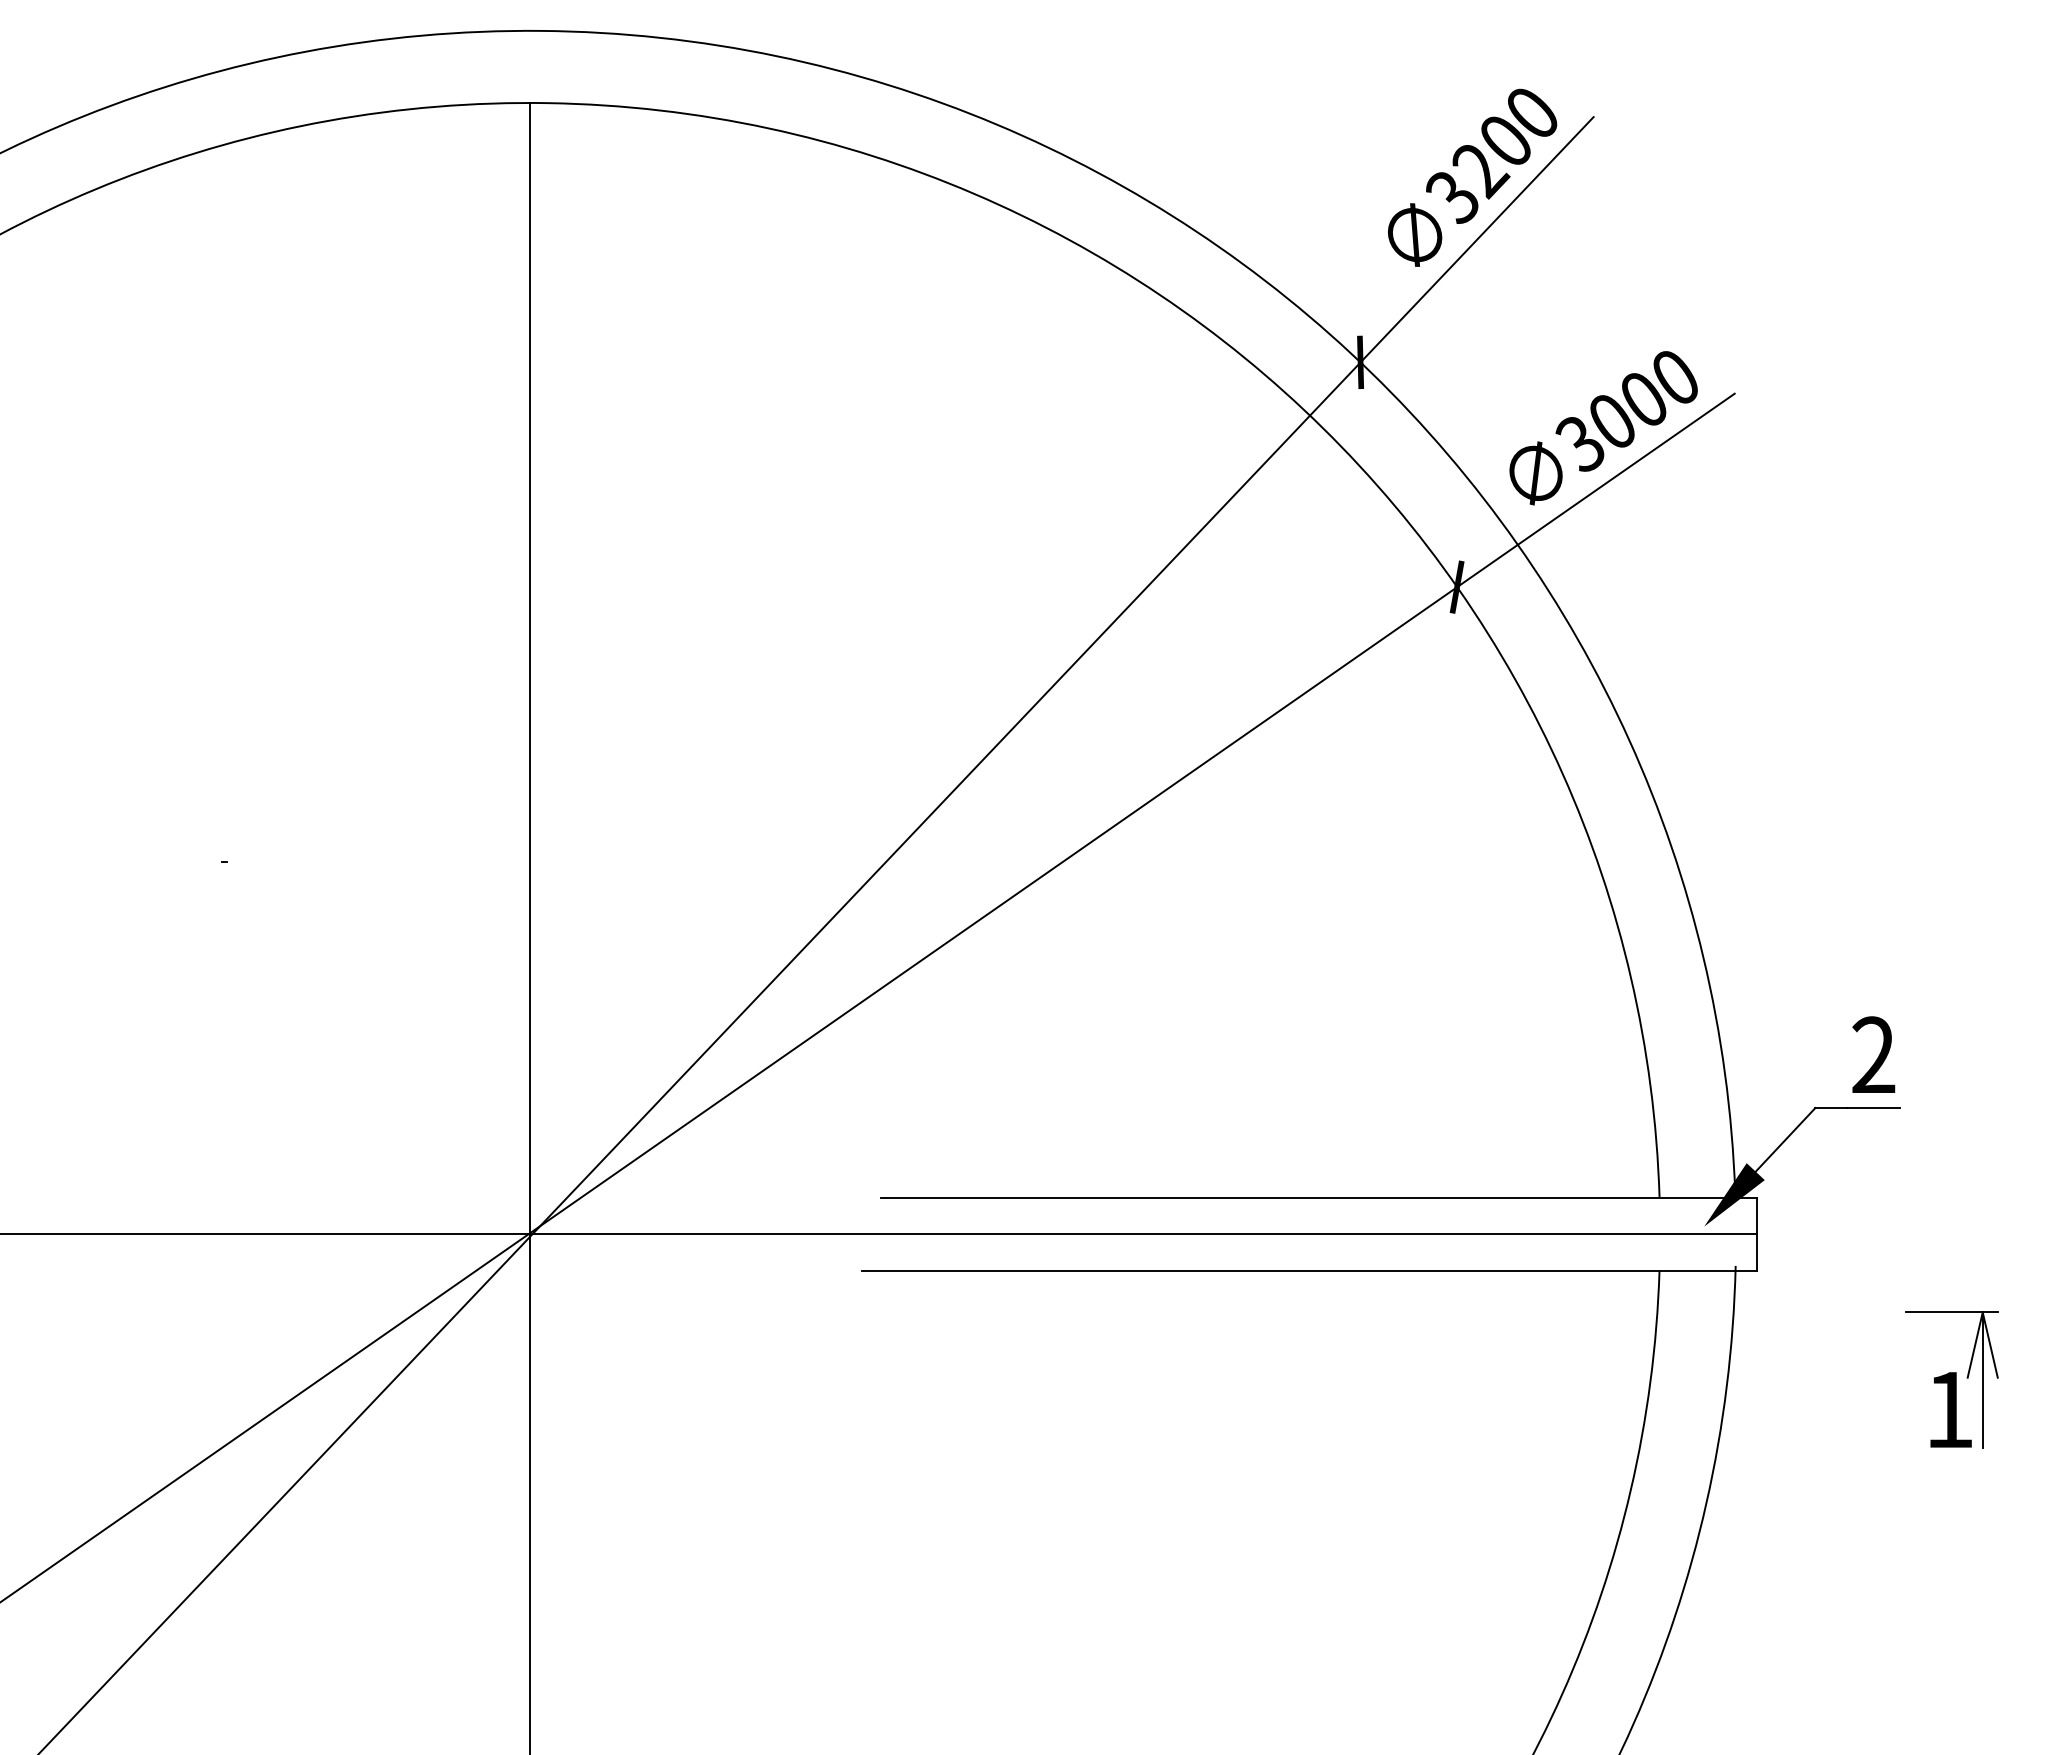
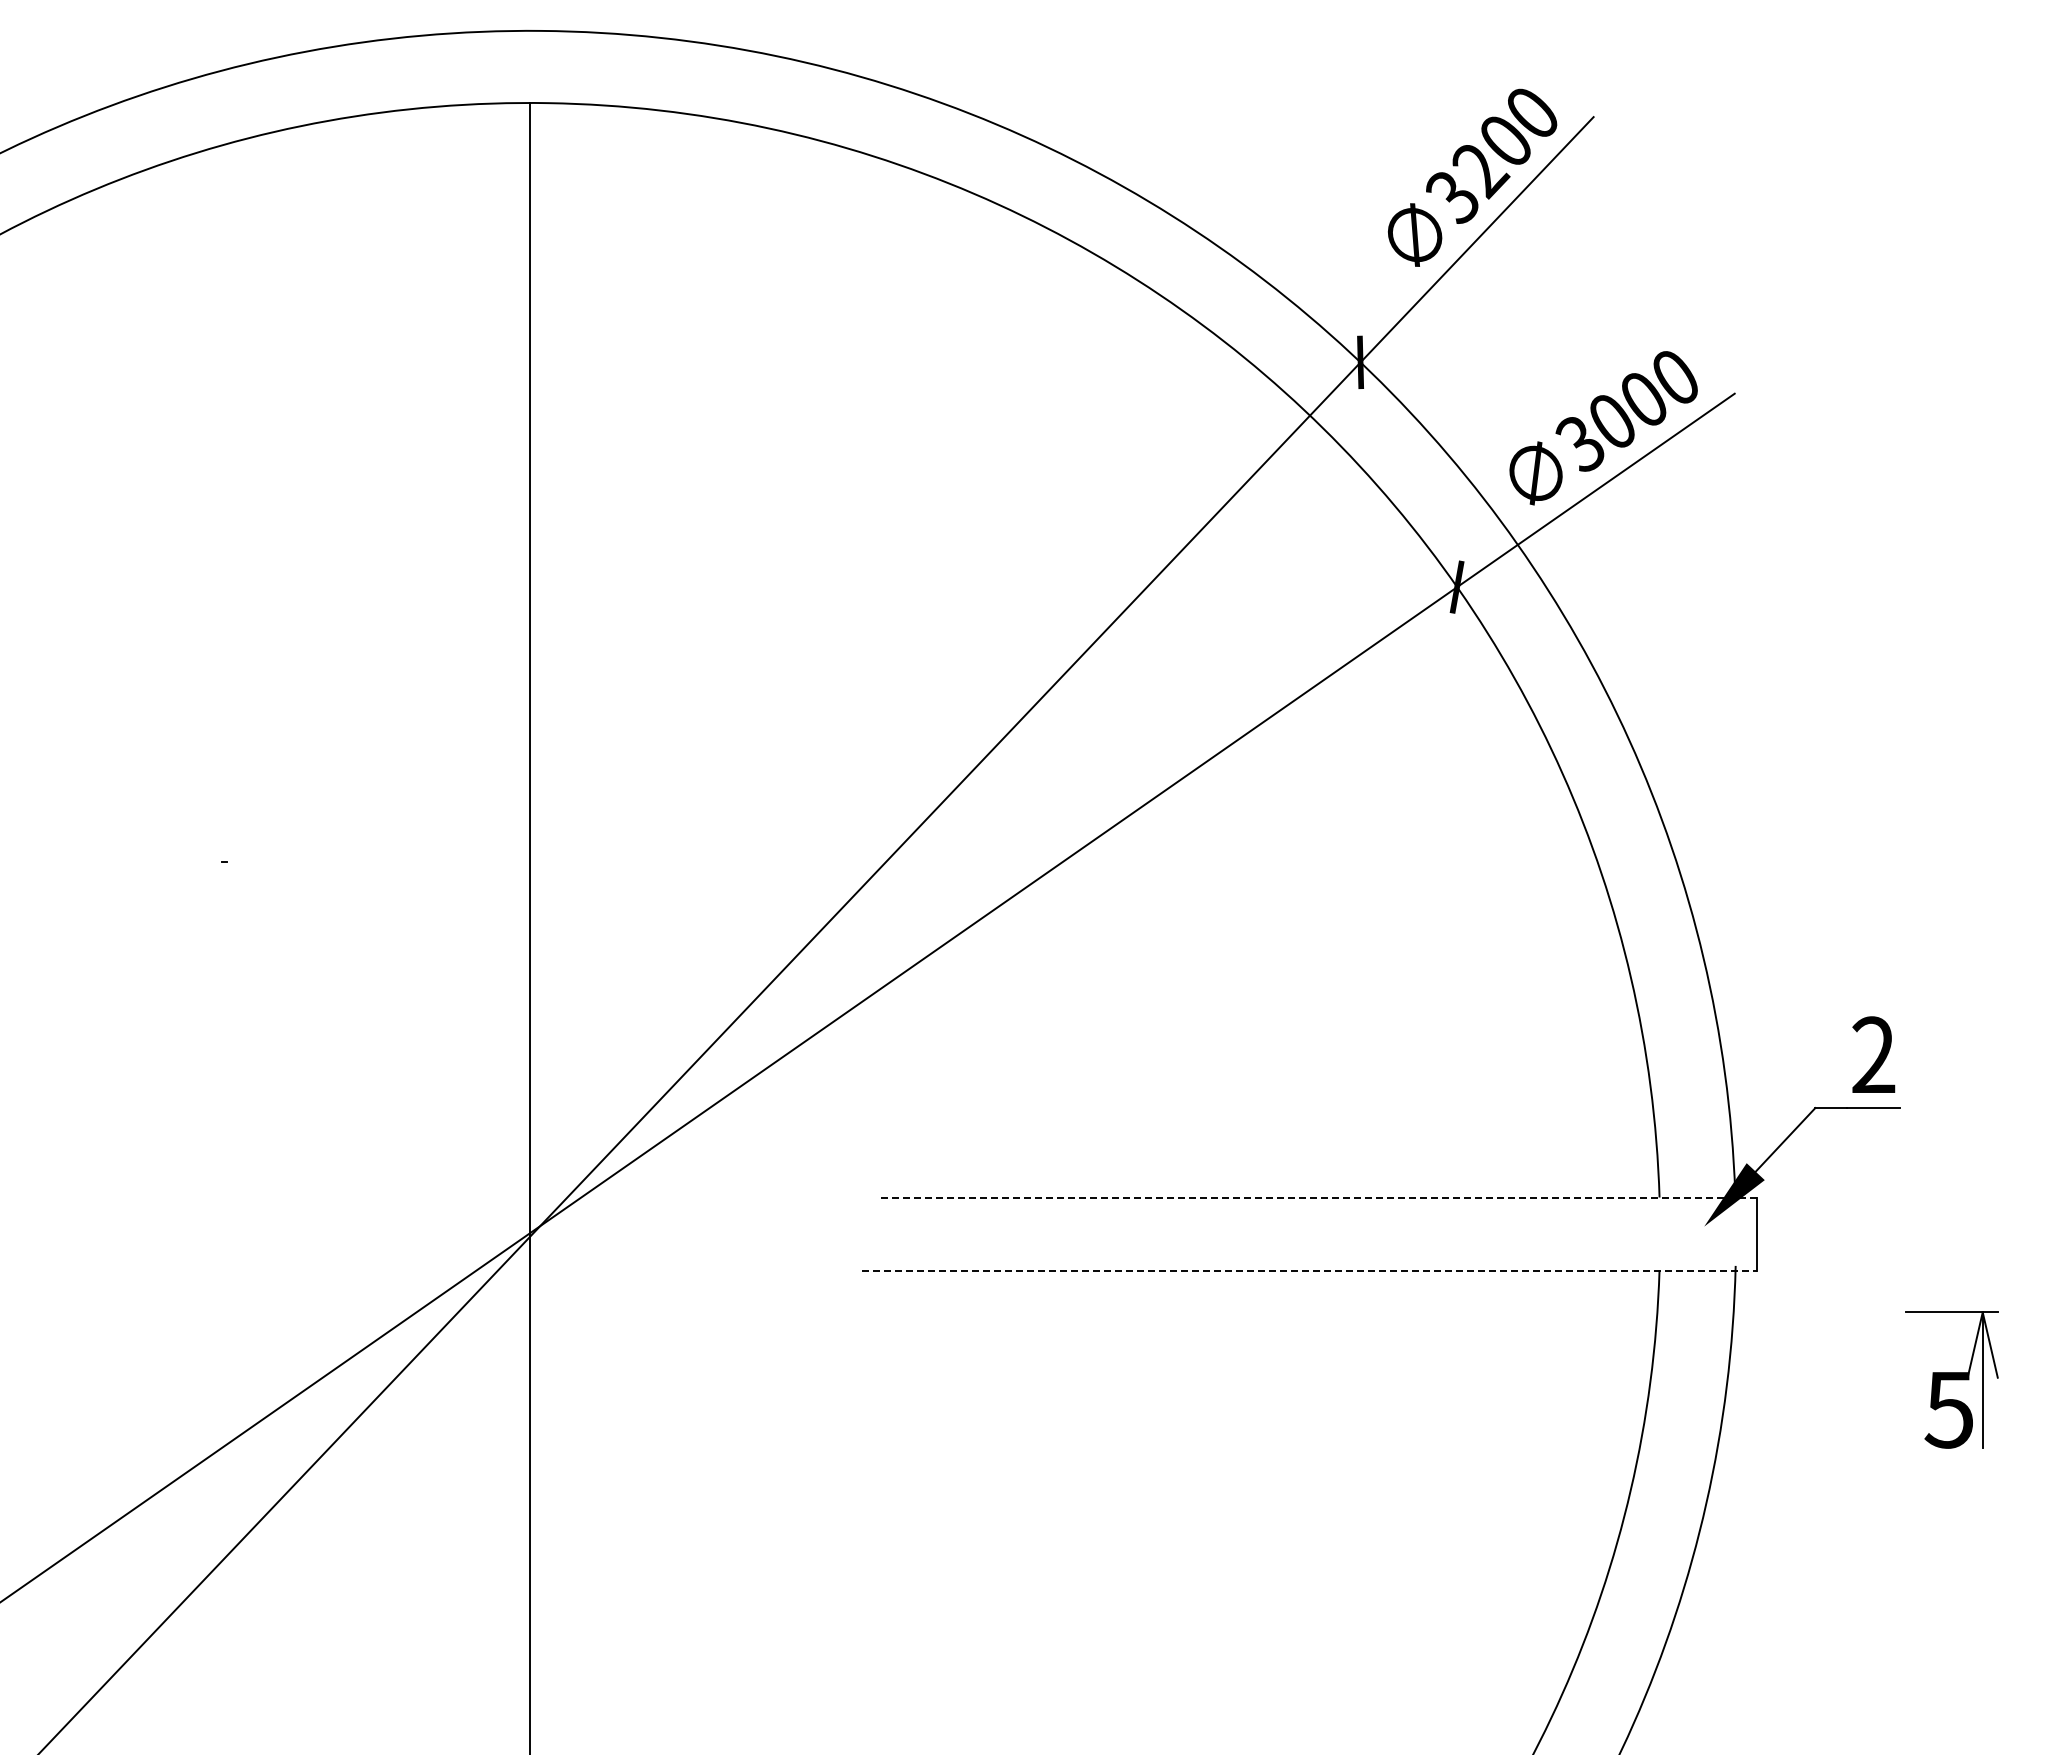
line: solid -> dashed (1319, 1197)
line: present -> none (879, 1233)
line: solid -> dashed (1309, 1270)
text: 1 -> 5 (1948, 1410)
